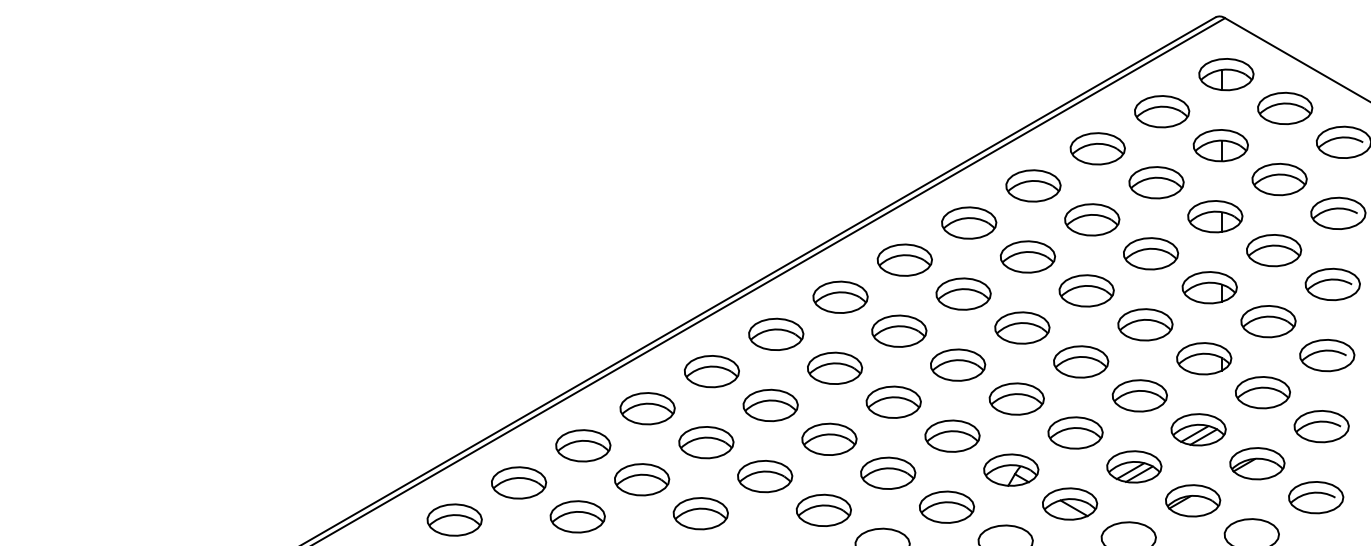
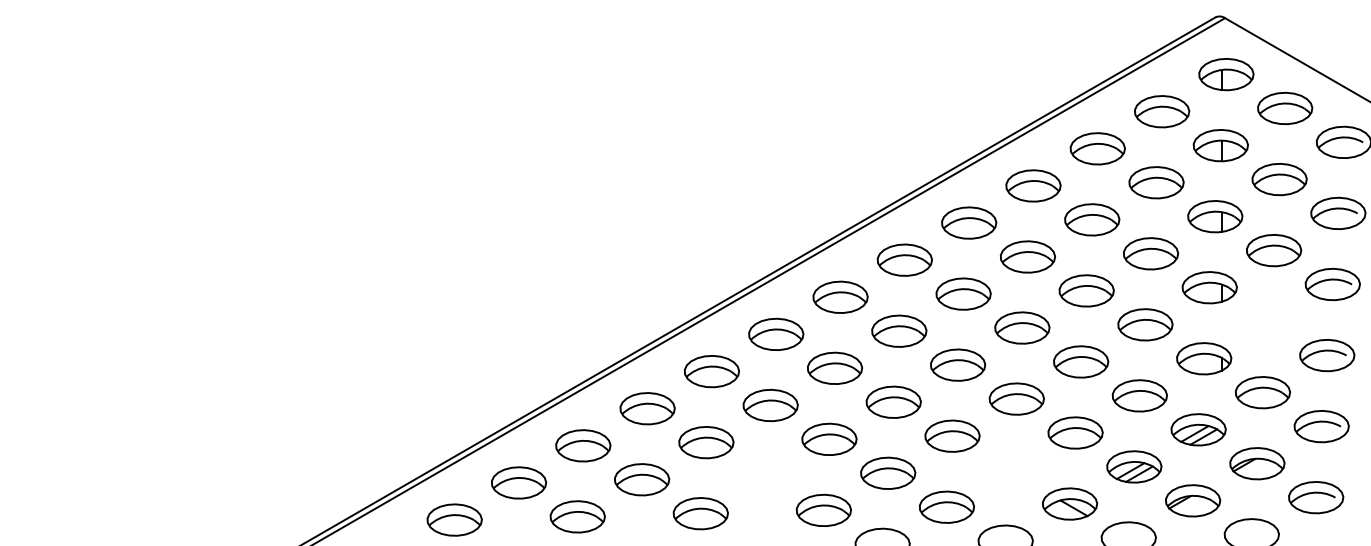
part: present -> none (1268, 321)
part: present -> none (1011, 469)
part: present -> none (765, 476)
